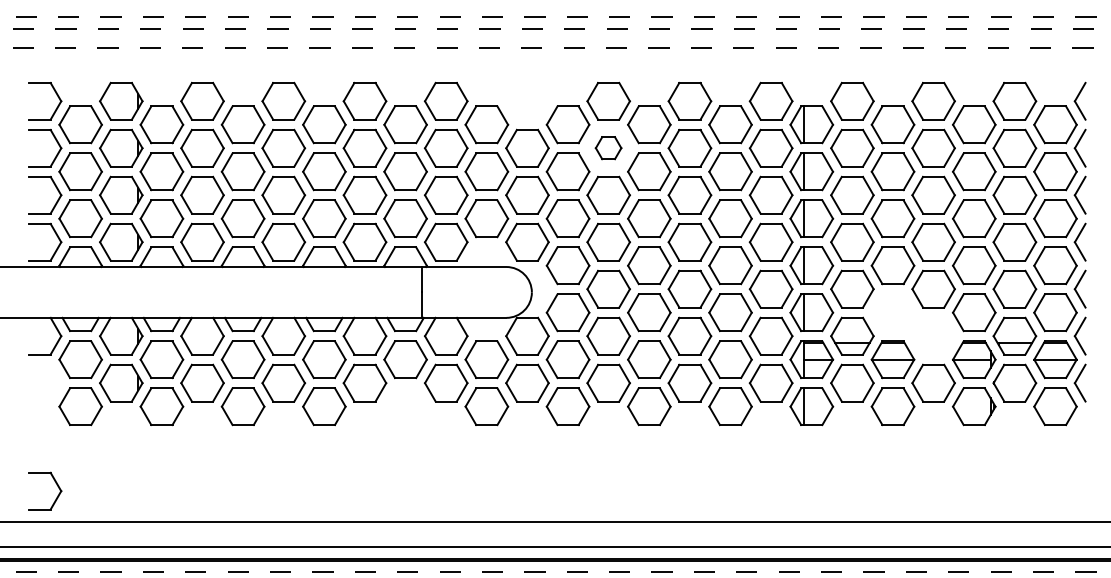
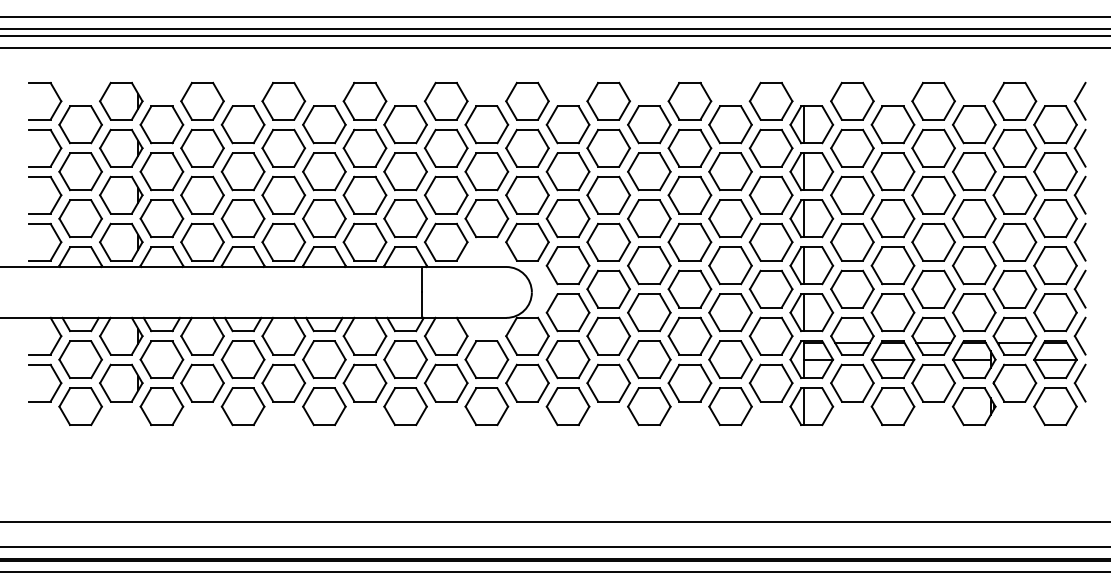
line: dashed -> solid (555, 17)
line: dashed -> solid (555, 29)
line: none -> present (554, 36)
line: dashed -> solid (555, 48)
part: none -> present (527, 100)
part size: 29x25 px -> 45x40 px (608, 147)
part: none -> present (912, 324)
part: none -> present (405, 406)
part position: (56, 485) -> (56, 377) (56, 377)
line: dashed -> solid (555, 572)
